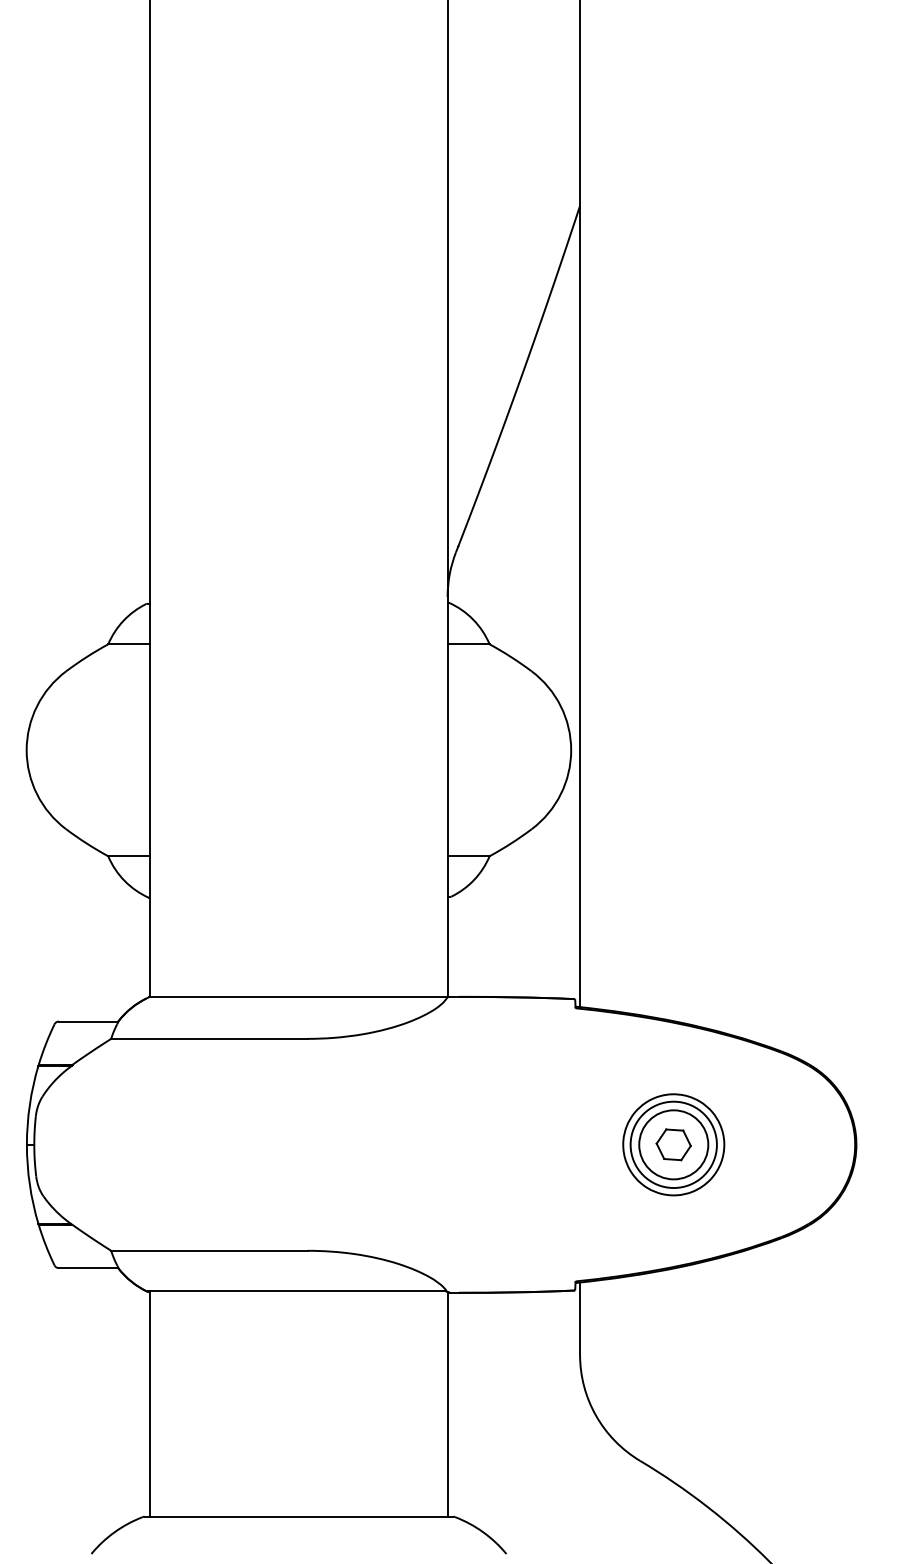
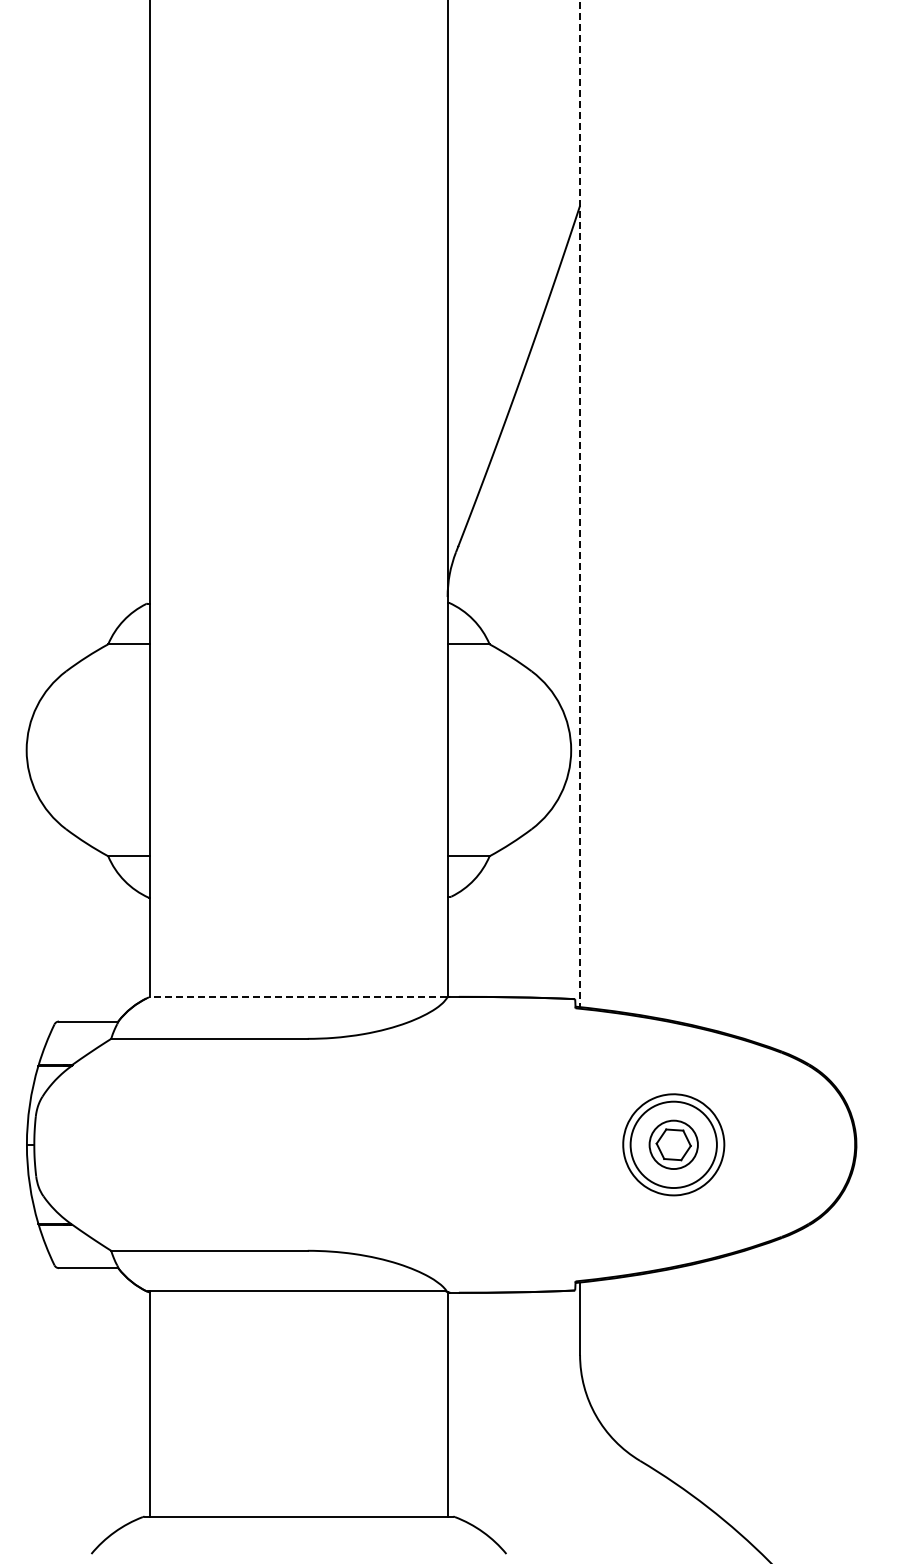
line: solid -> dashed (580, 504)
line: solid -> dashed (297, 997)
circle diameter: 69 px -> 48 px (673, 1144)
